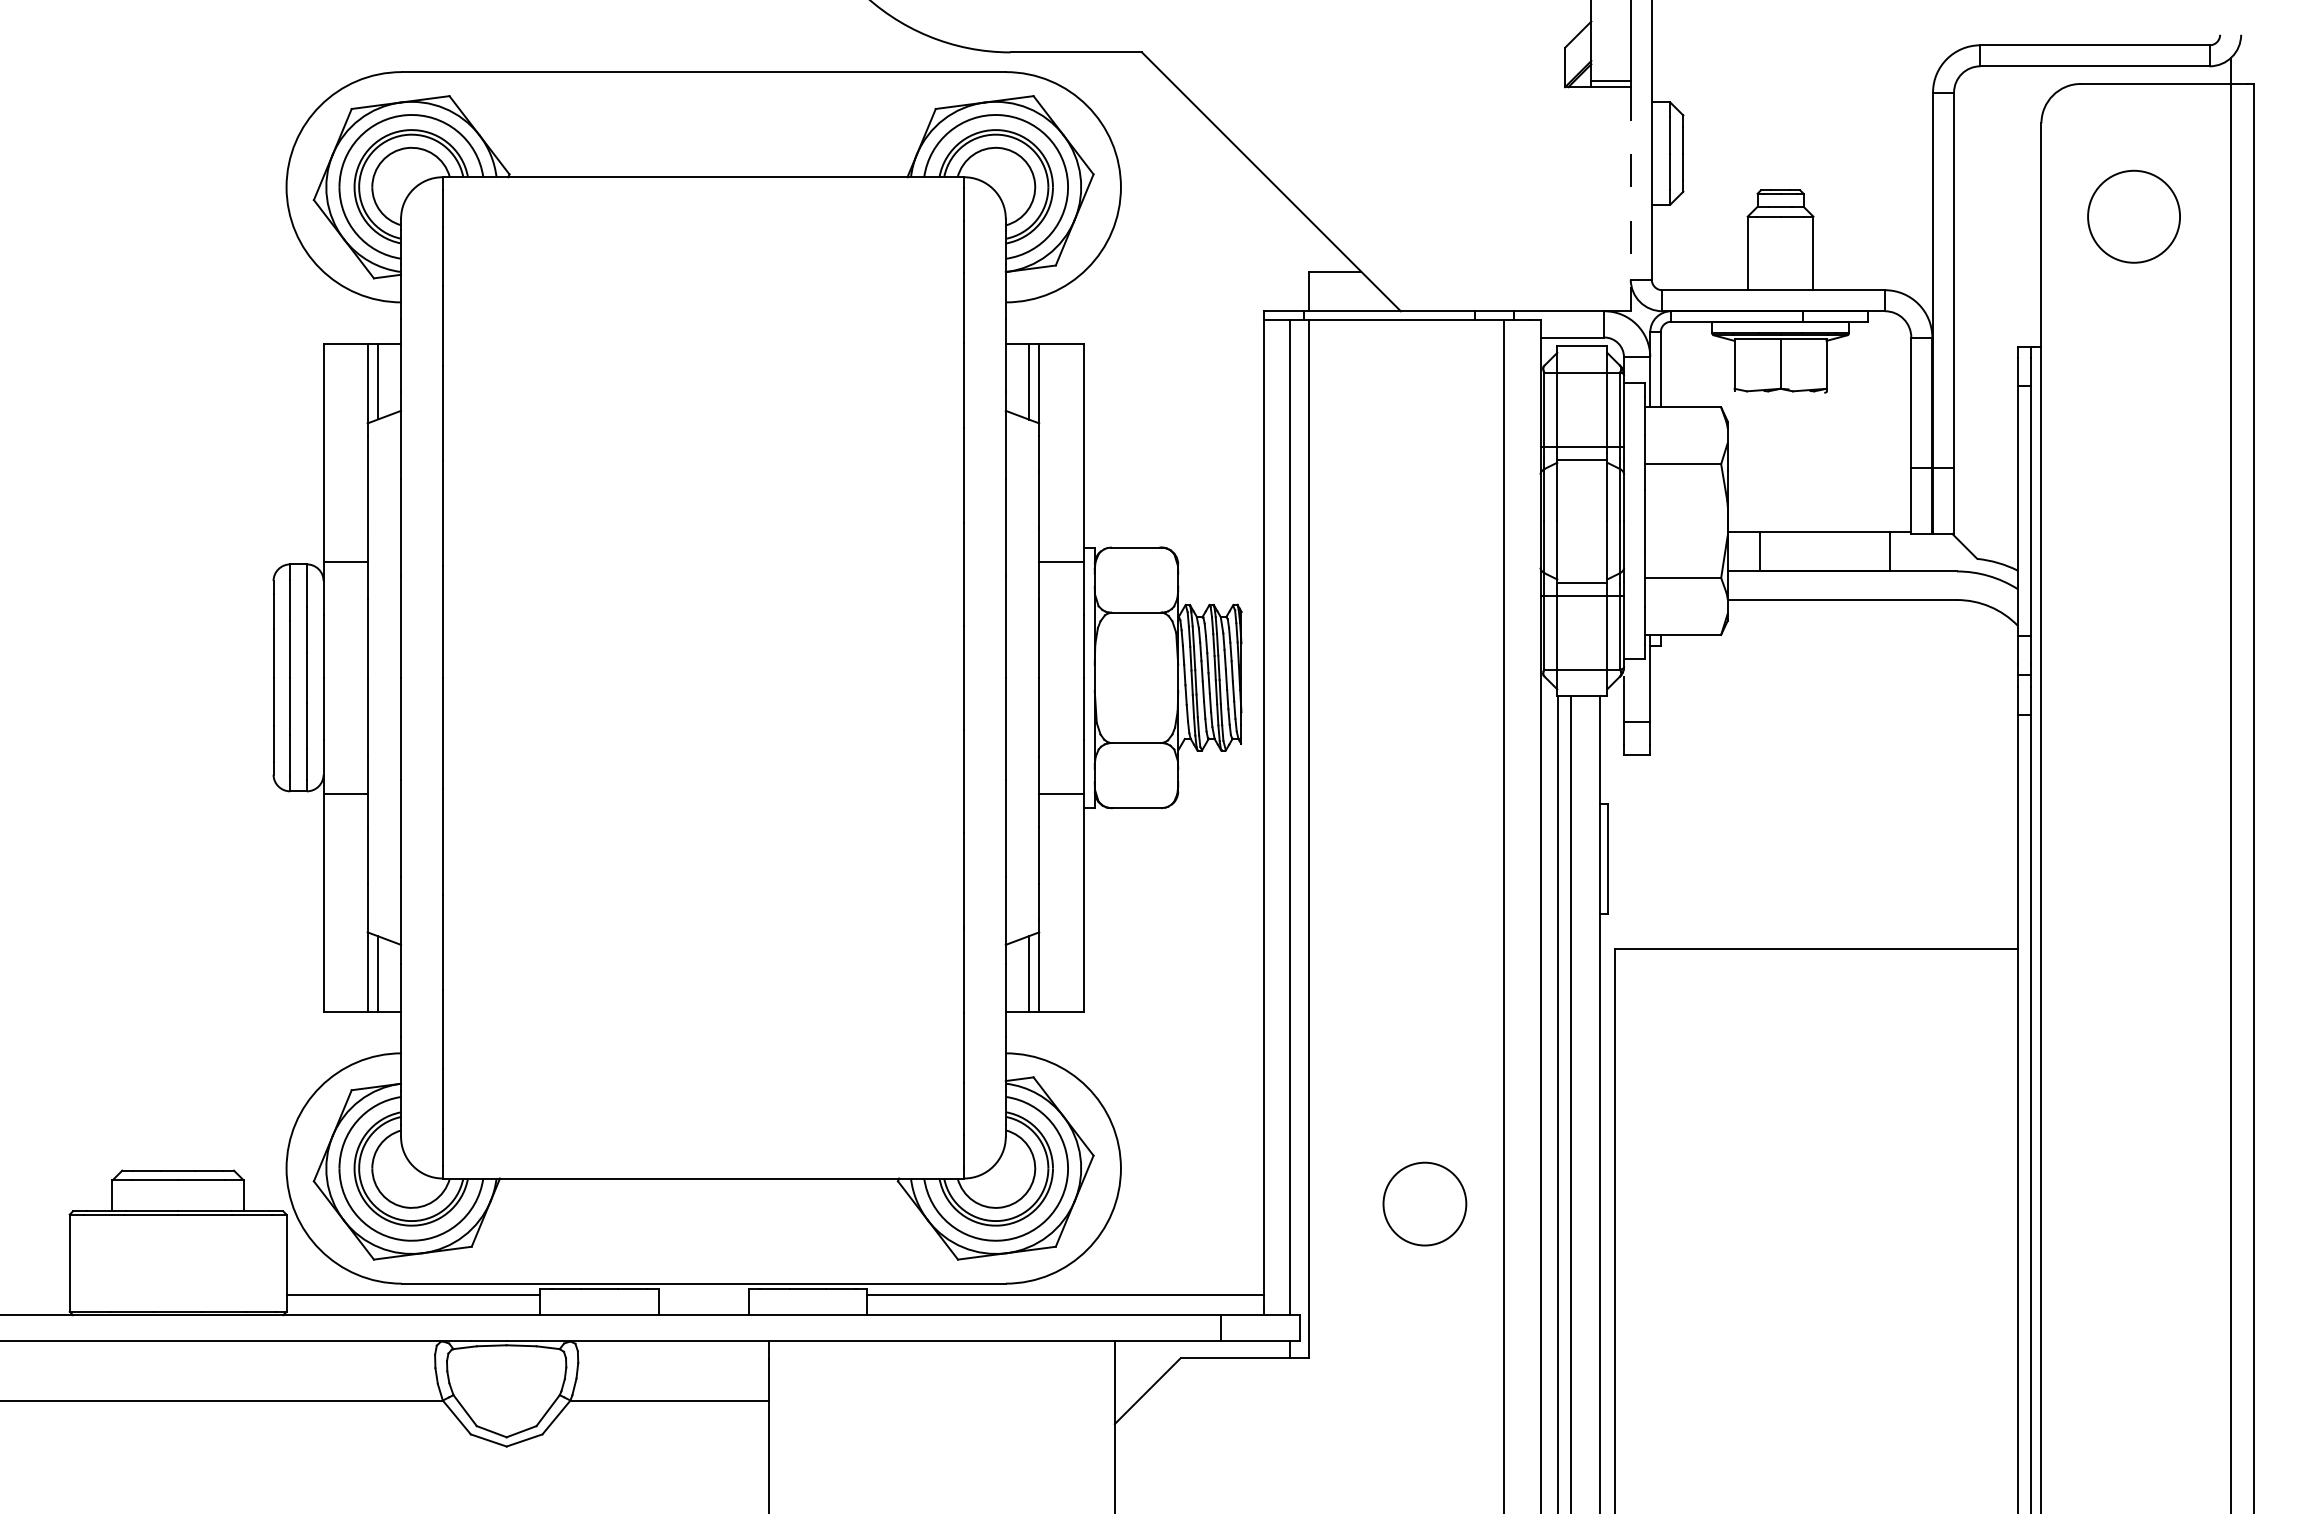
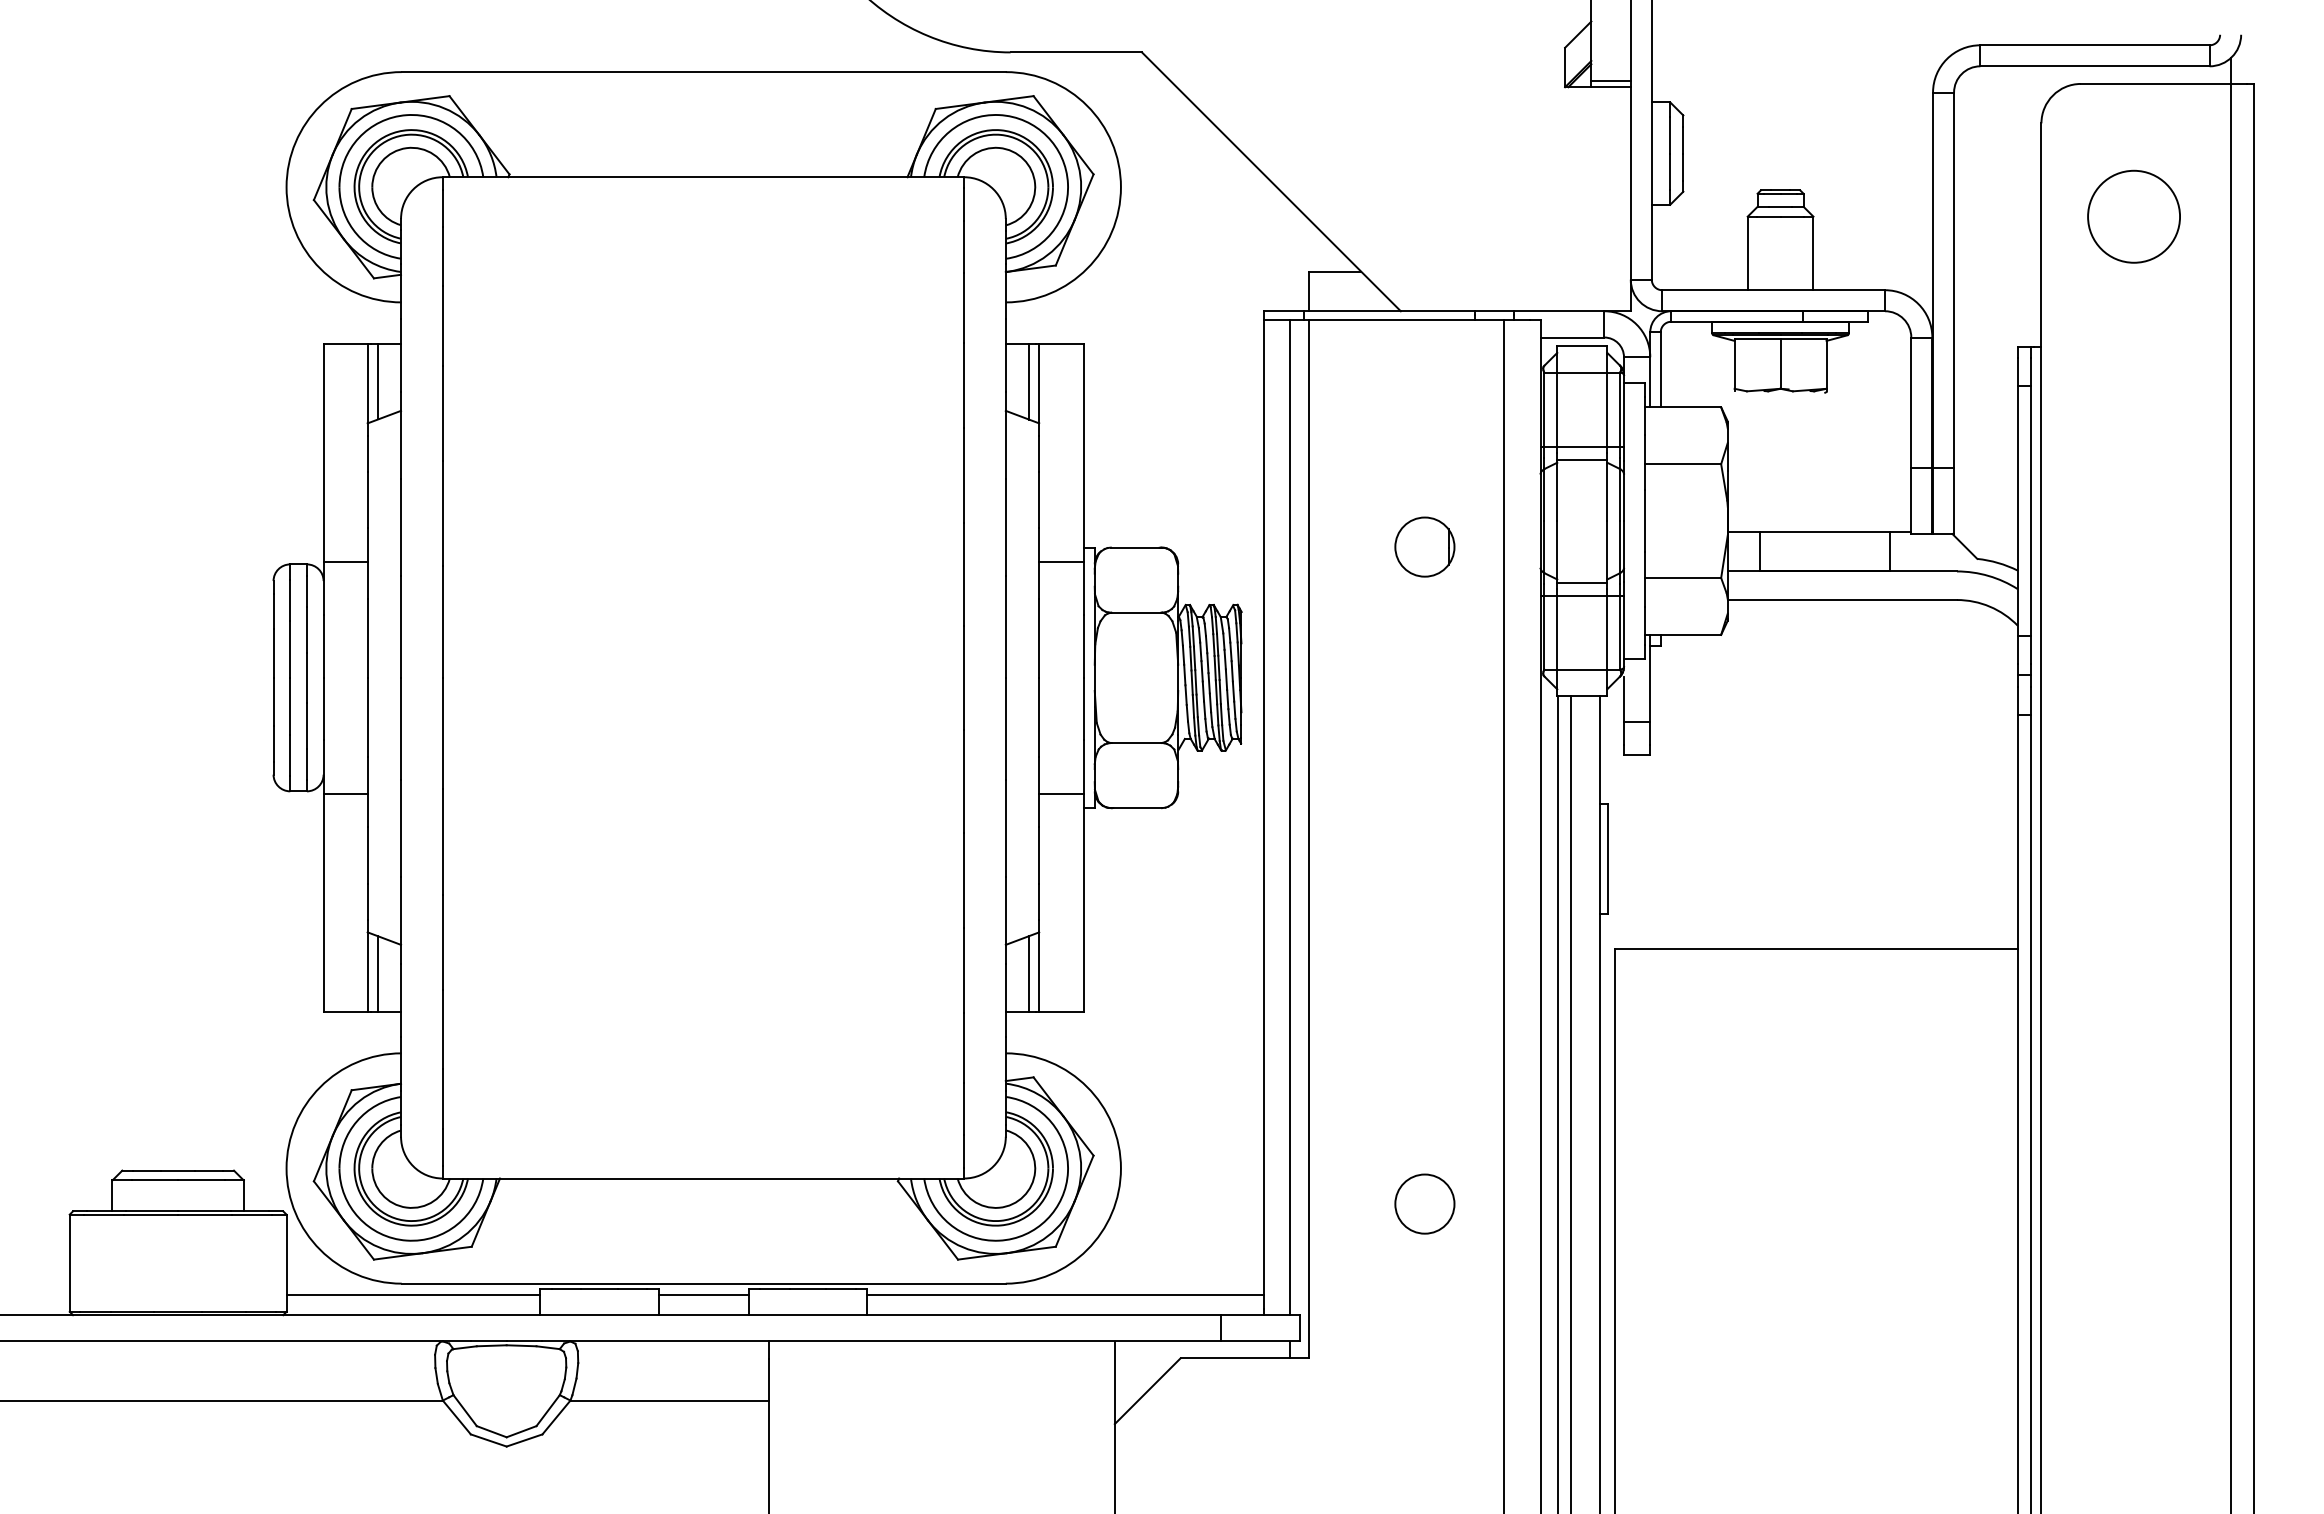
line: dashed -> solid (1630, 199)
part: none -> present (1424, 546)
circle diameter: 83 px -> 59 px (1424, 1203)
line: none -> present (703, 1295)
